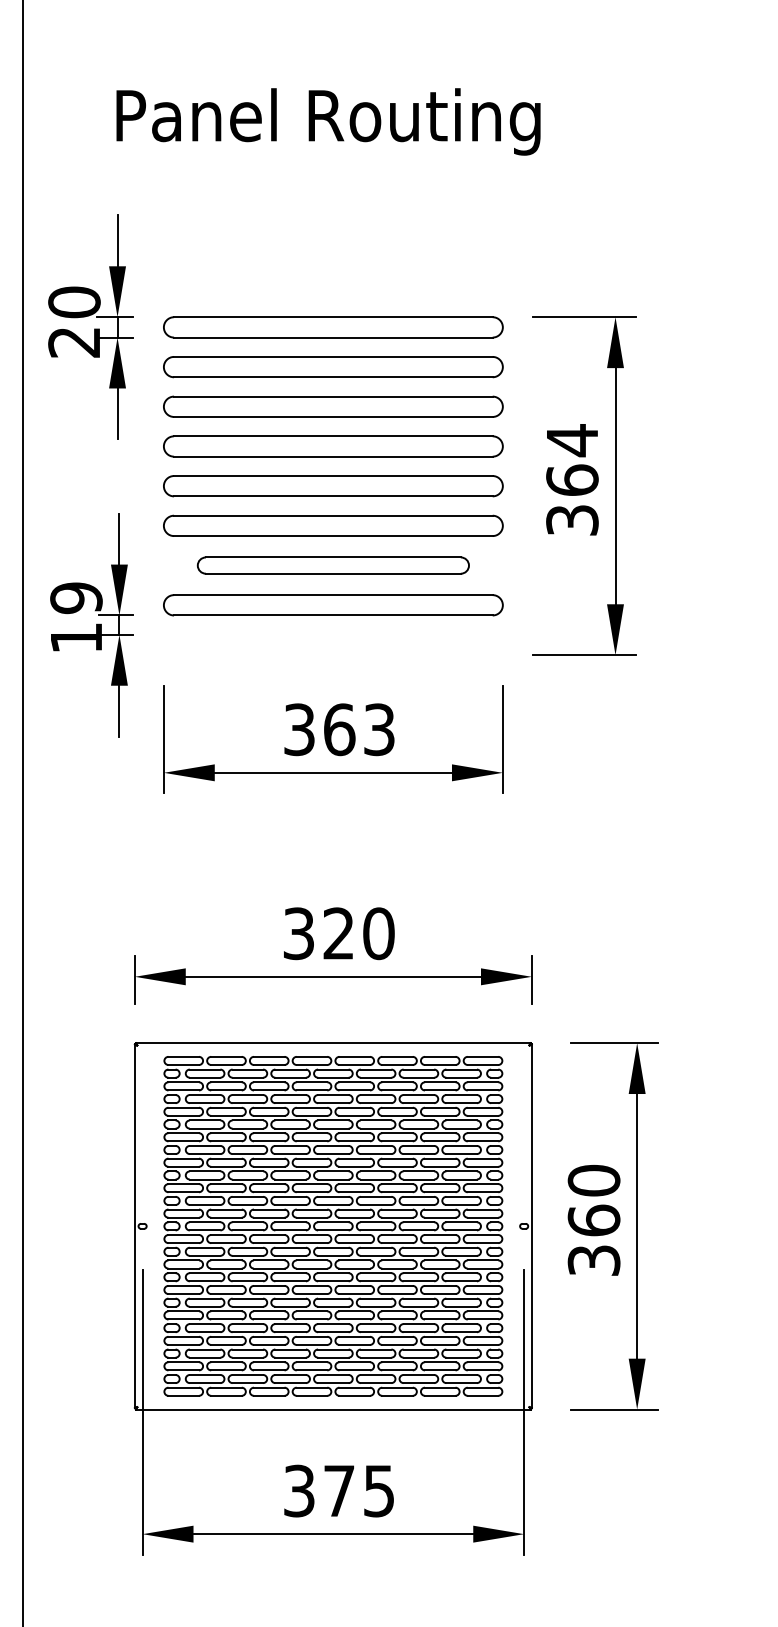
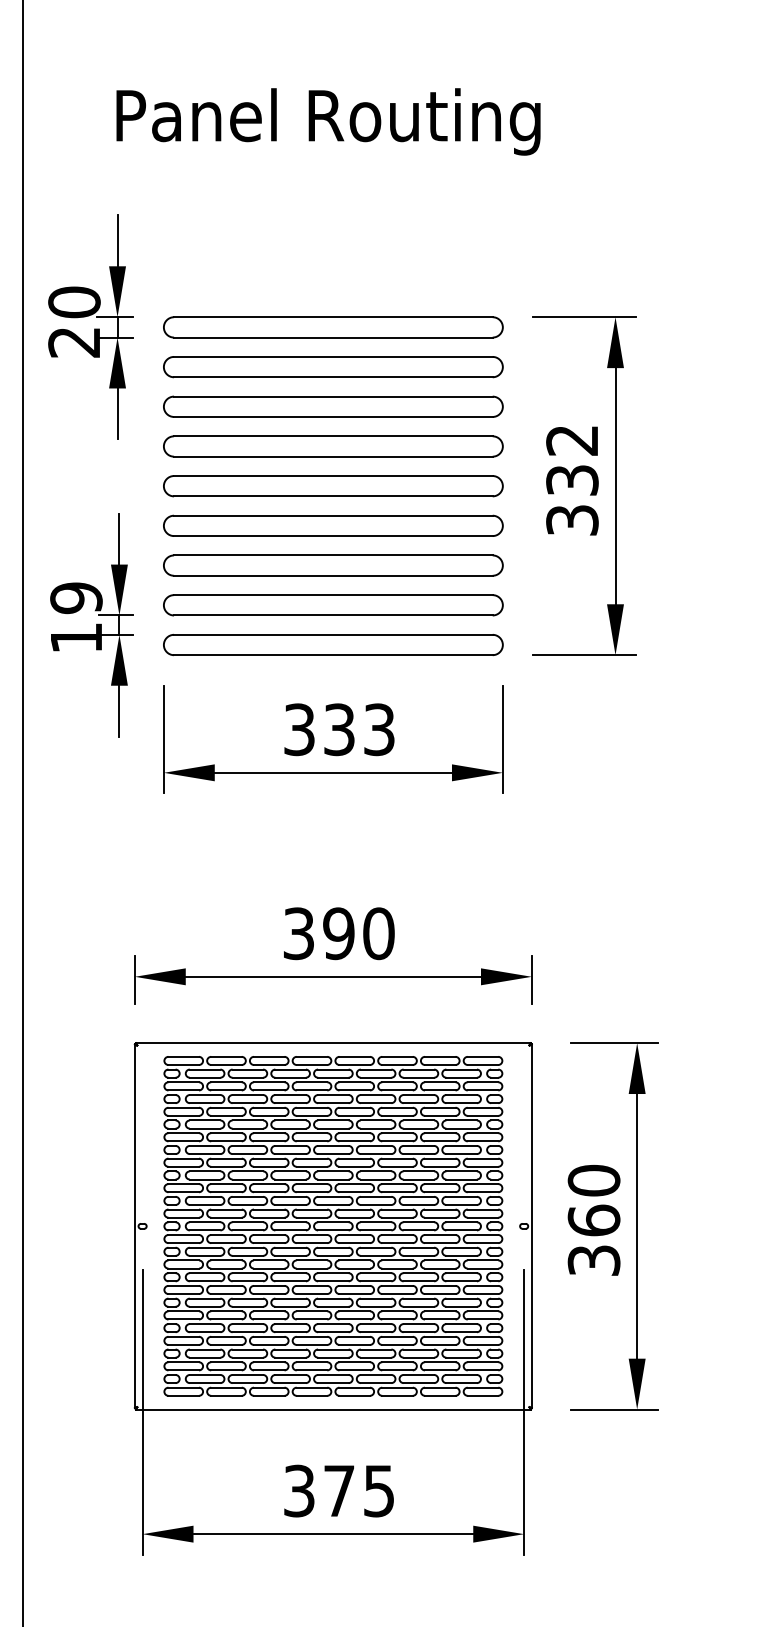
text: 364 -> 332 (572, 459)
part size: 274x19 px -> 341x23 px (333, 565)
part: none -> present (333, 645)
text: 363 -> 333 (339, 729)
text: 320 -> 390 (338, 933)
